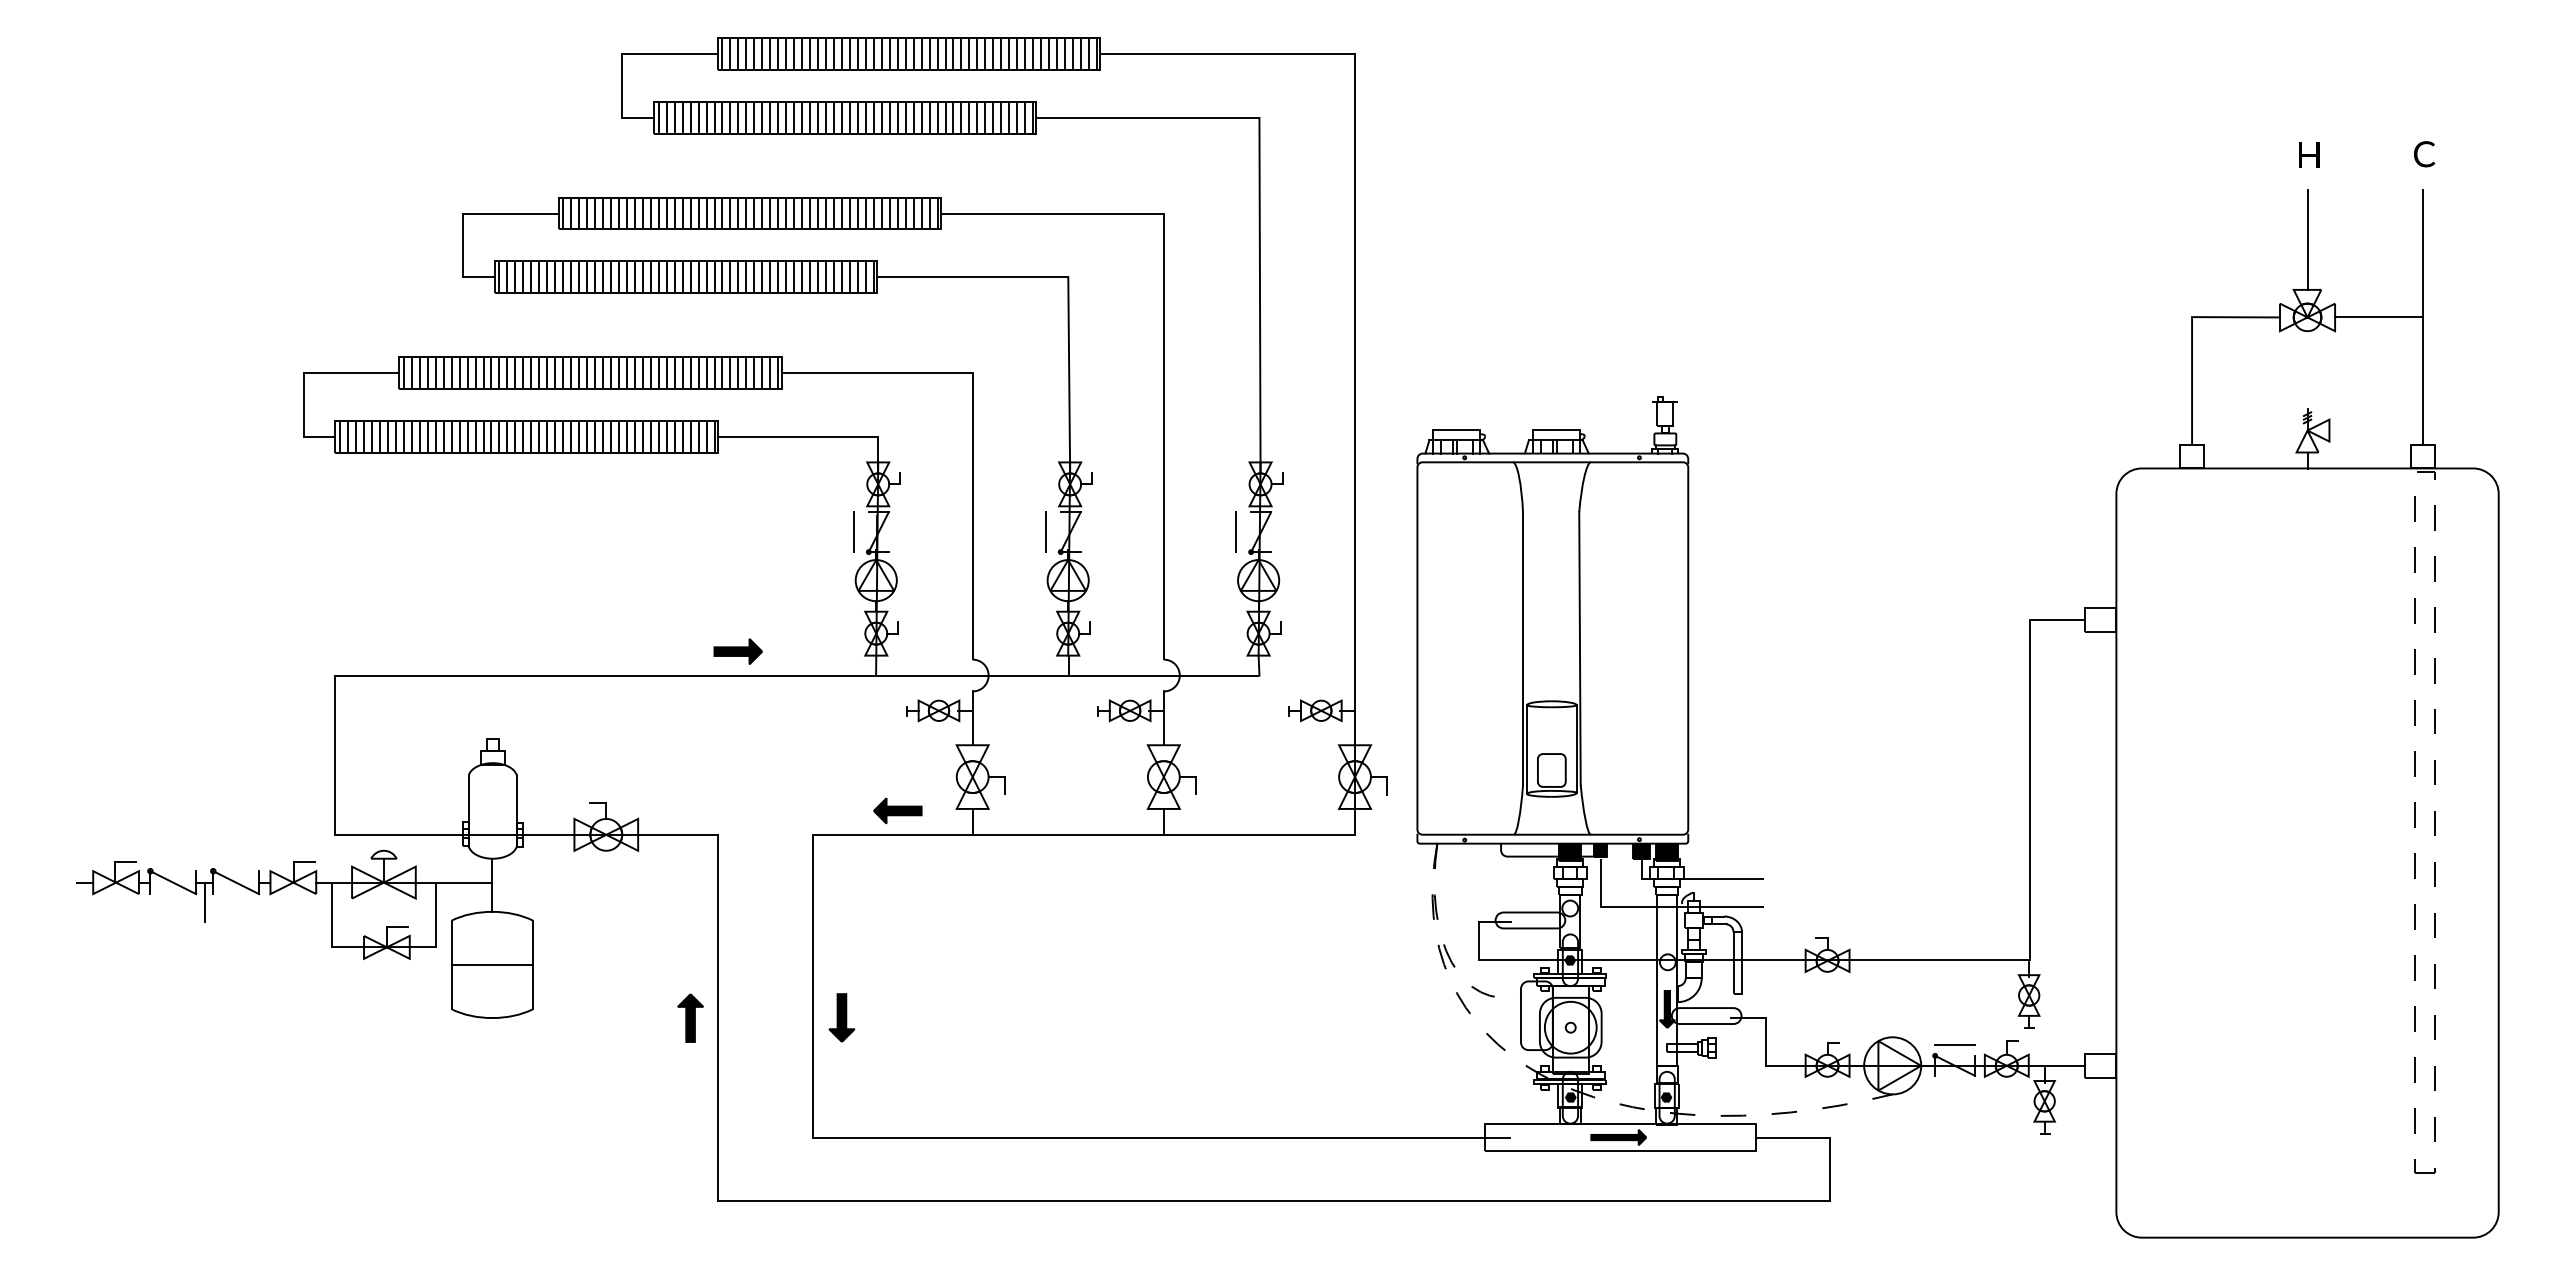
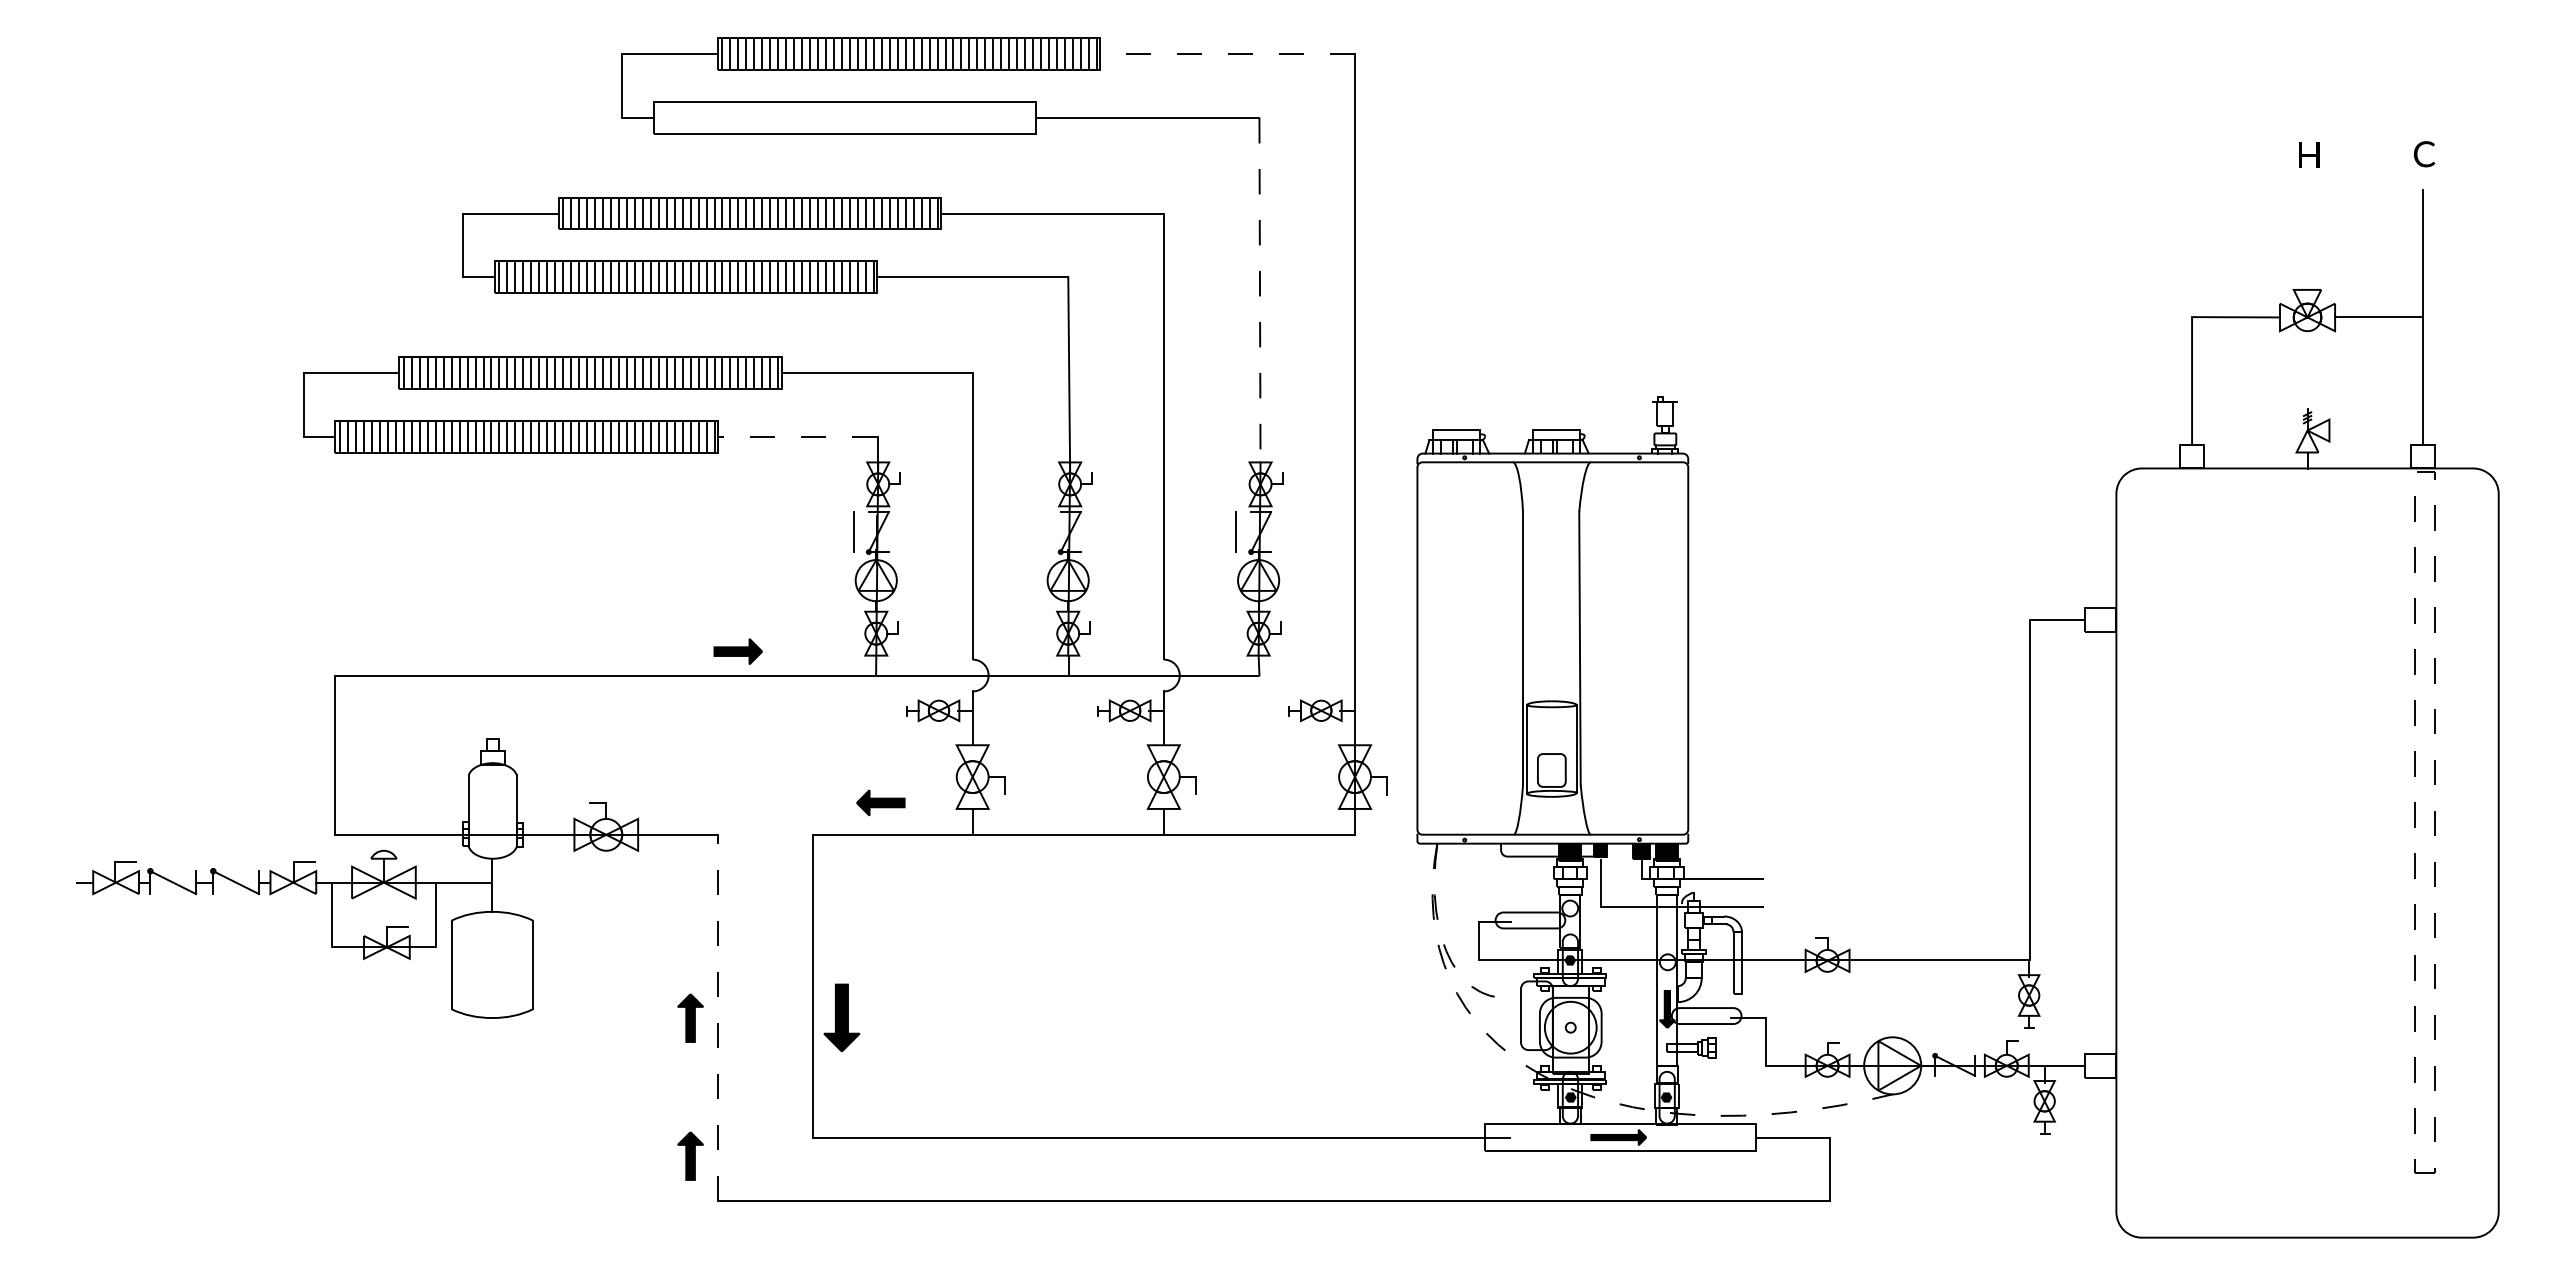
line: solid -> dashed (1228, 54)
hatch: present -> none (845, 117)
line: present -> none (2307, 239)
line: solid -> dashed (1260, 295)
line: solid -> dashed (797, 436)
line: present -> none (1045, 532)
part position: (897, 810) -> (880, 802) (880, 802)
line: present -> none (204, 902)
line: present -> none (492, 964)
line: solid -> dashed (717, 1017)
part size: 28x50 px -> 38x69 px (841, 1017)
line: present -> none (1955, 1044)
part: none -> present (690, 1155)
